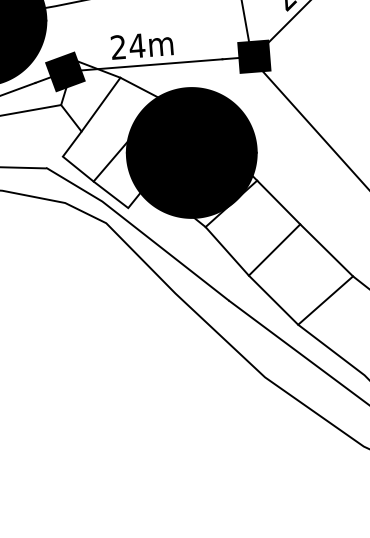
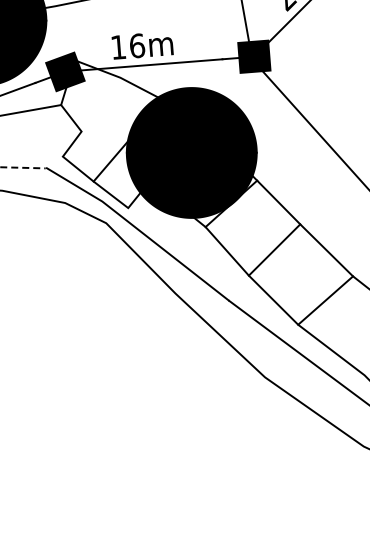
text: 24m -> 16m (127, 46)
line: present -> none (100, 104)
line: solid -> dashed (23, 167)
